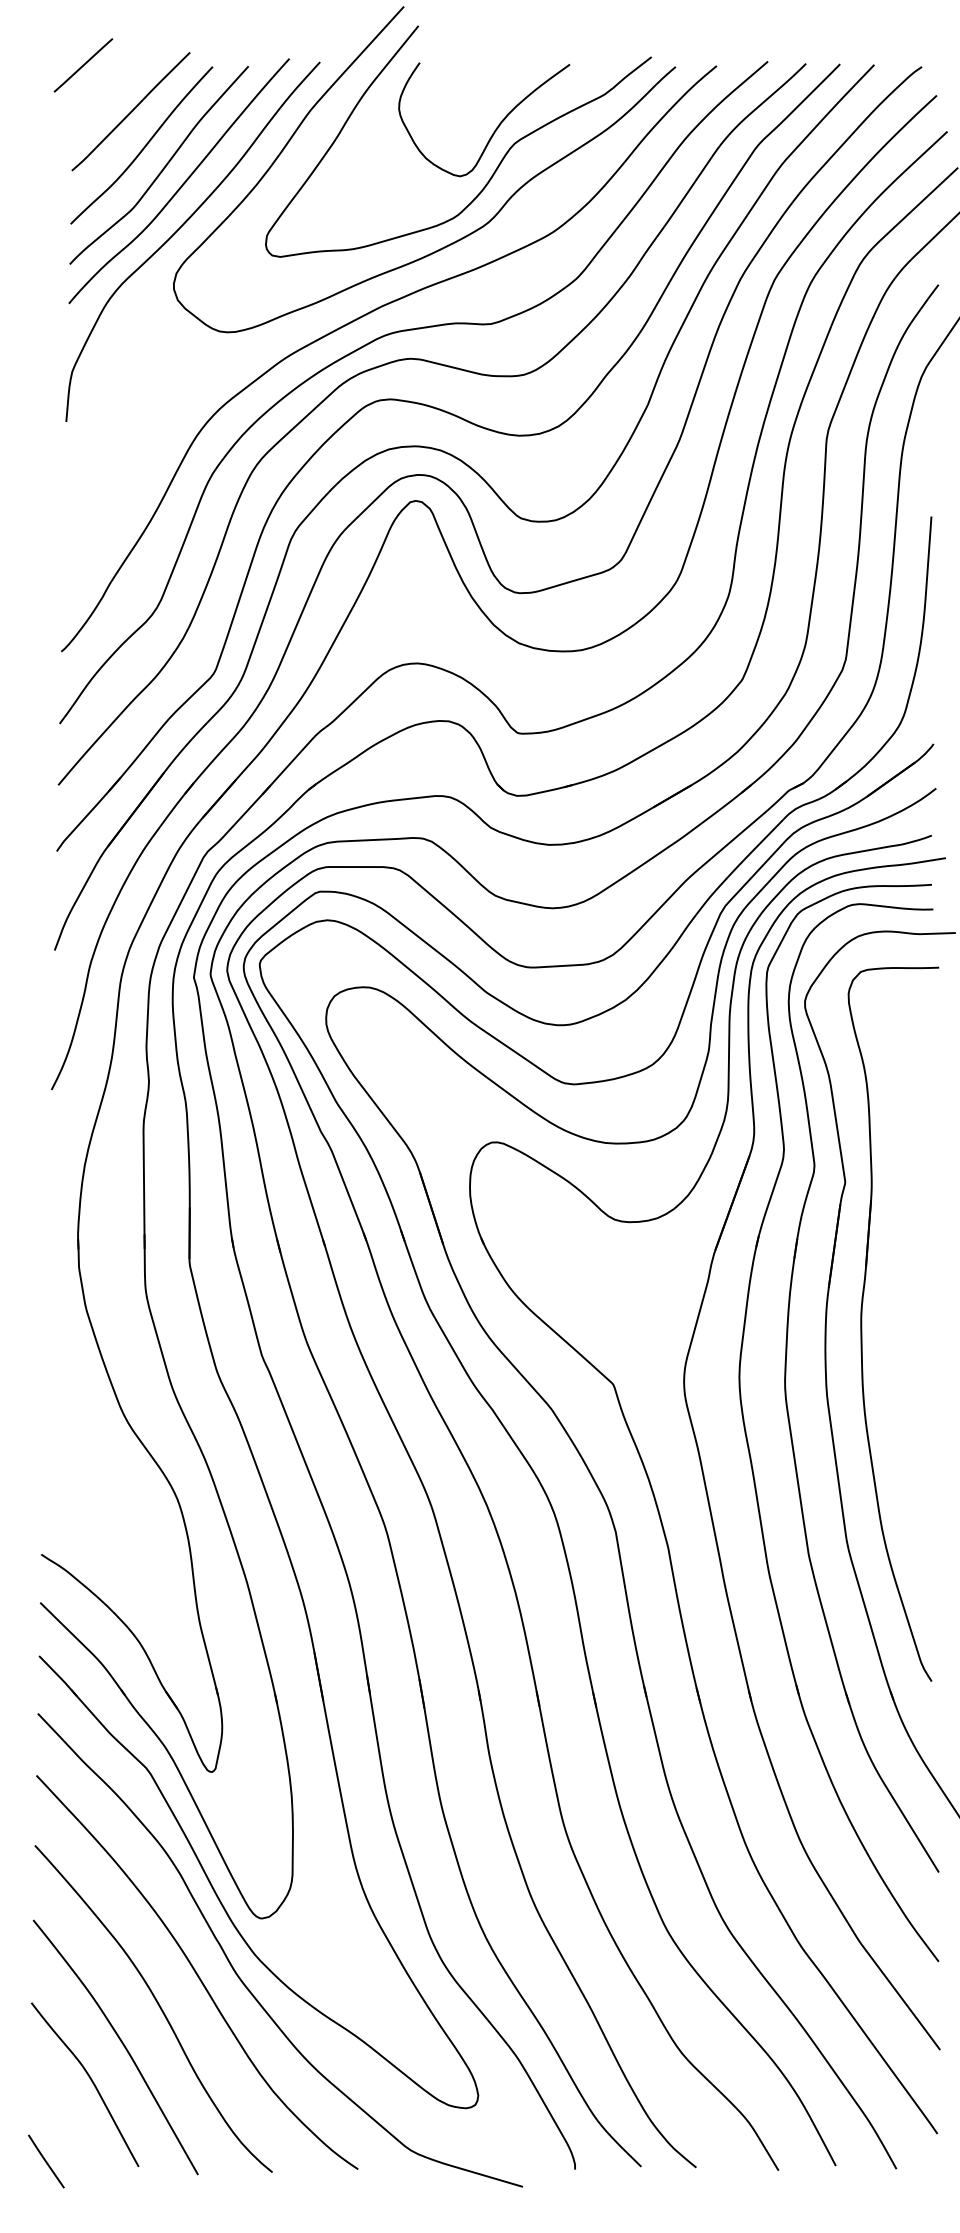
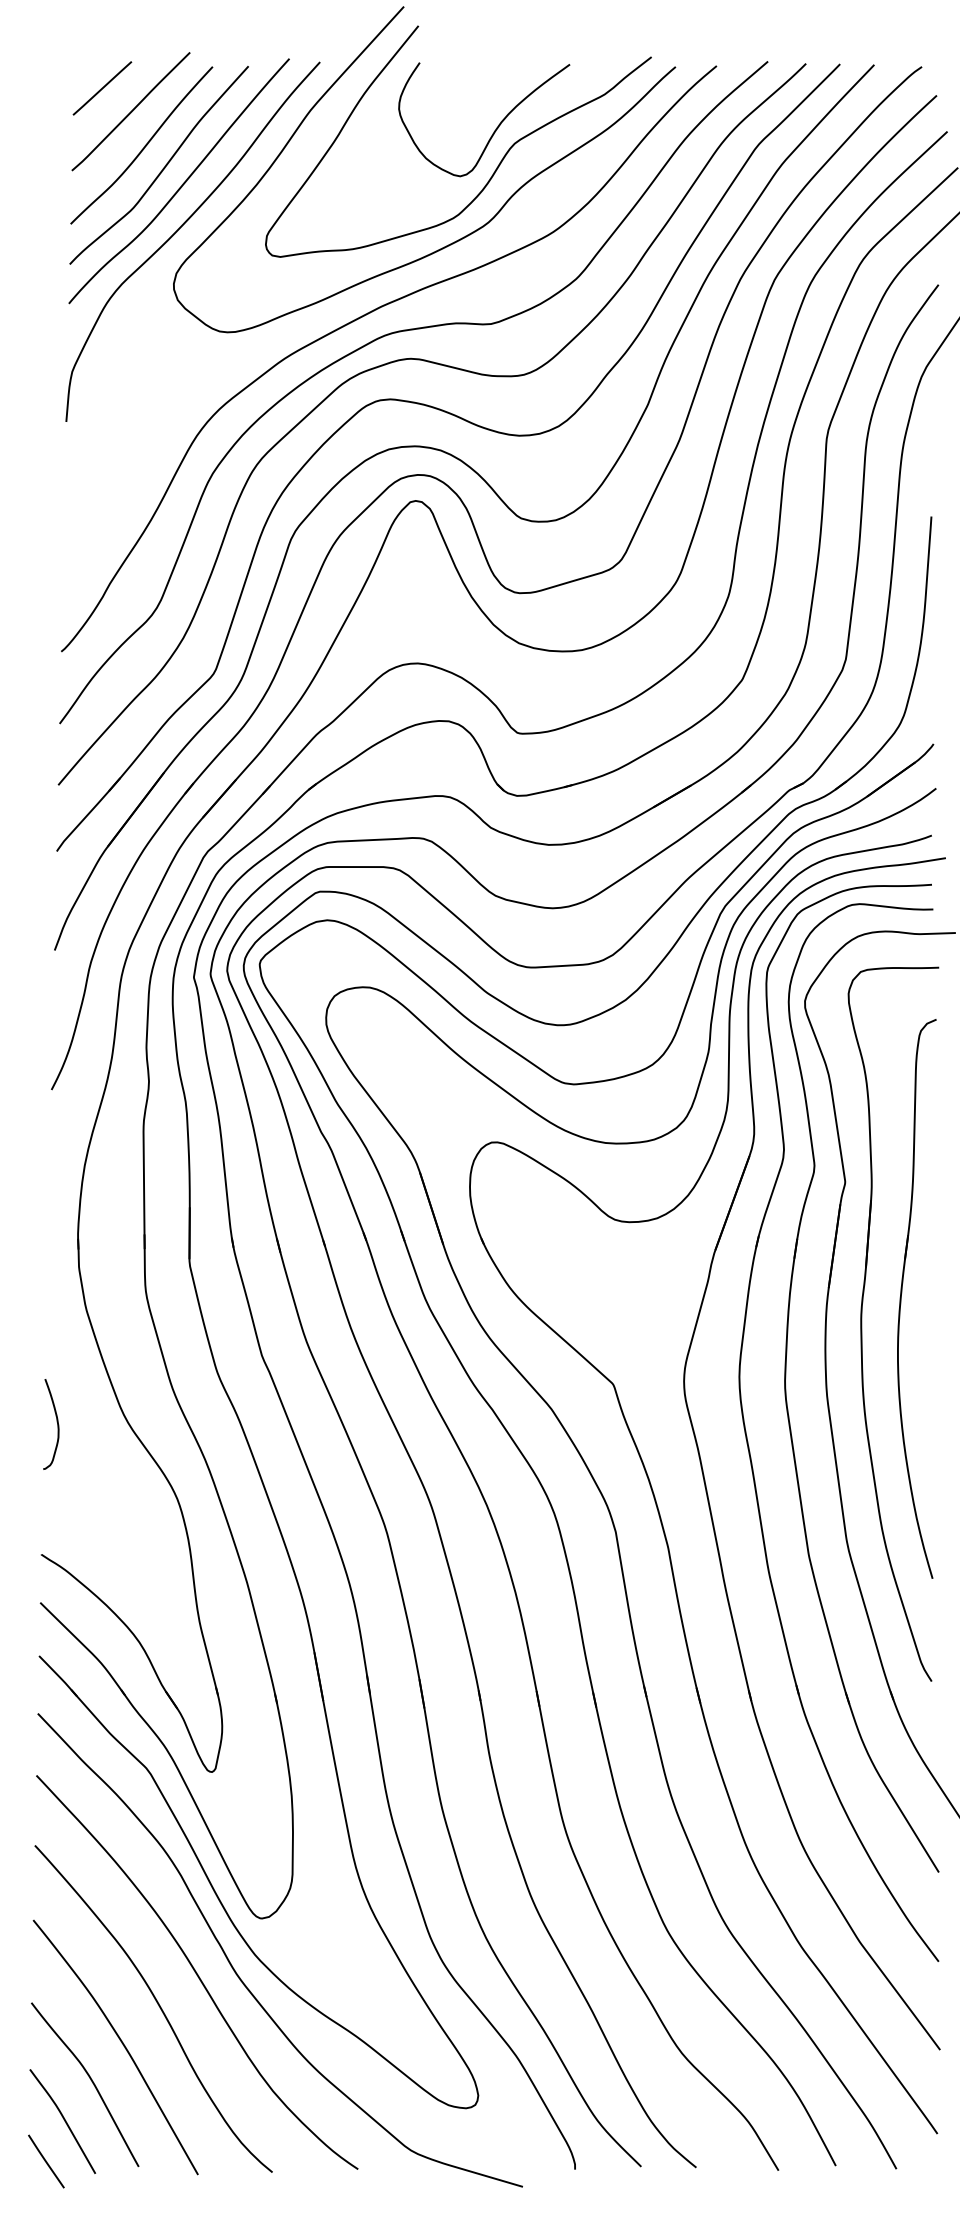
line position: (83, 65) -> (102, 88) (102, 88)
part: none -> present (902, 1293)
curve: none -> present (56, 1422)
curve: none -> present (64, 2121)
